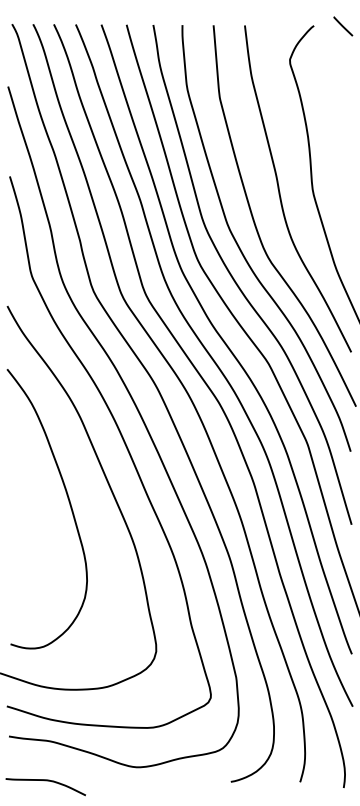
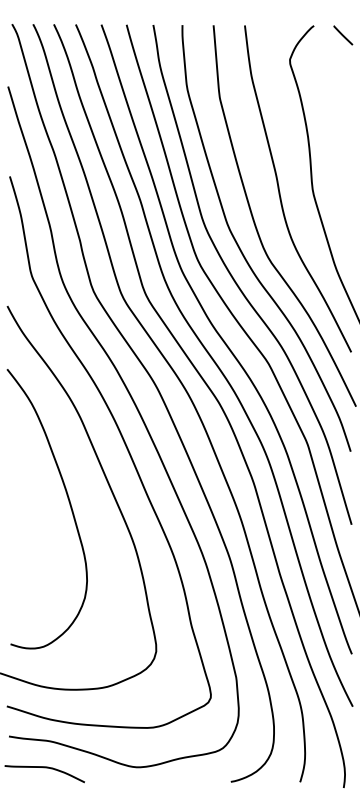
line position: (343, 26) -> (343, 35) (343, 35)
curve position: (45, 781) -> (44, 768) (44, 768)
